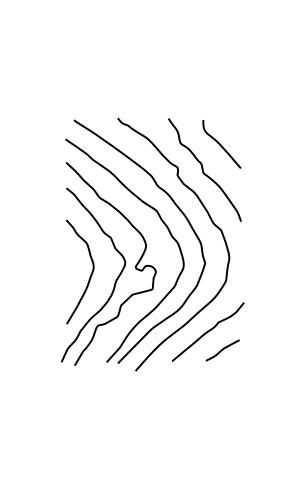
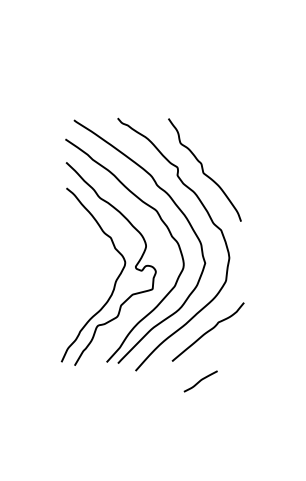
curve: present -> none (221, 144)
curve: present -> none (90, 274)
curve position: (222, 350) -> (200, 381) (200, 381)
